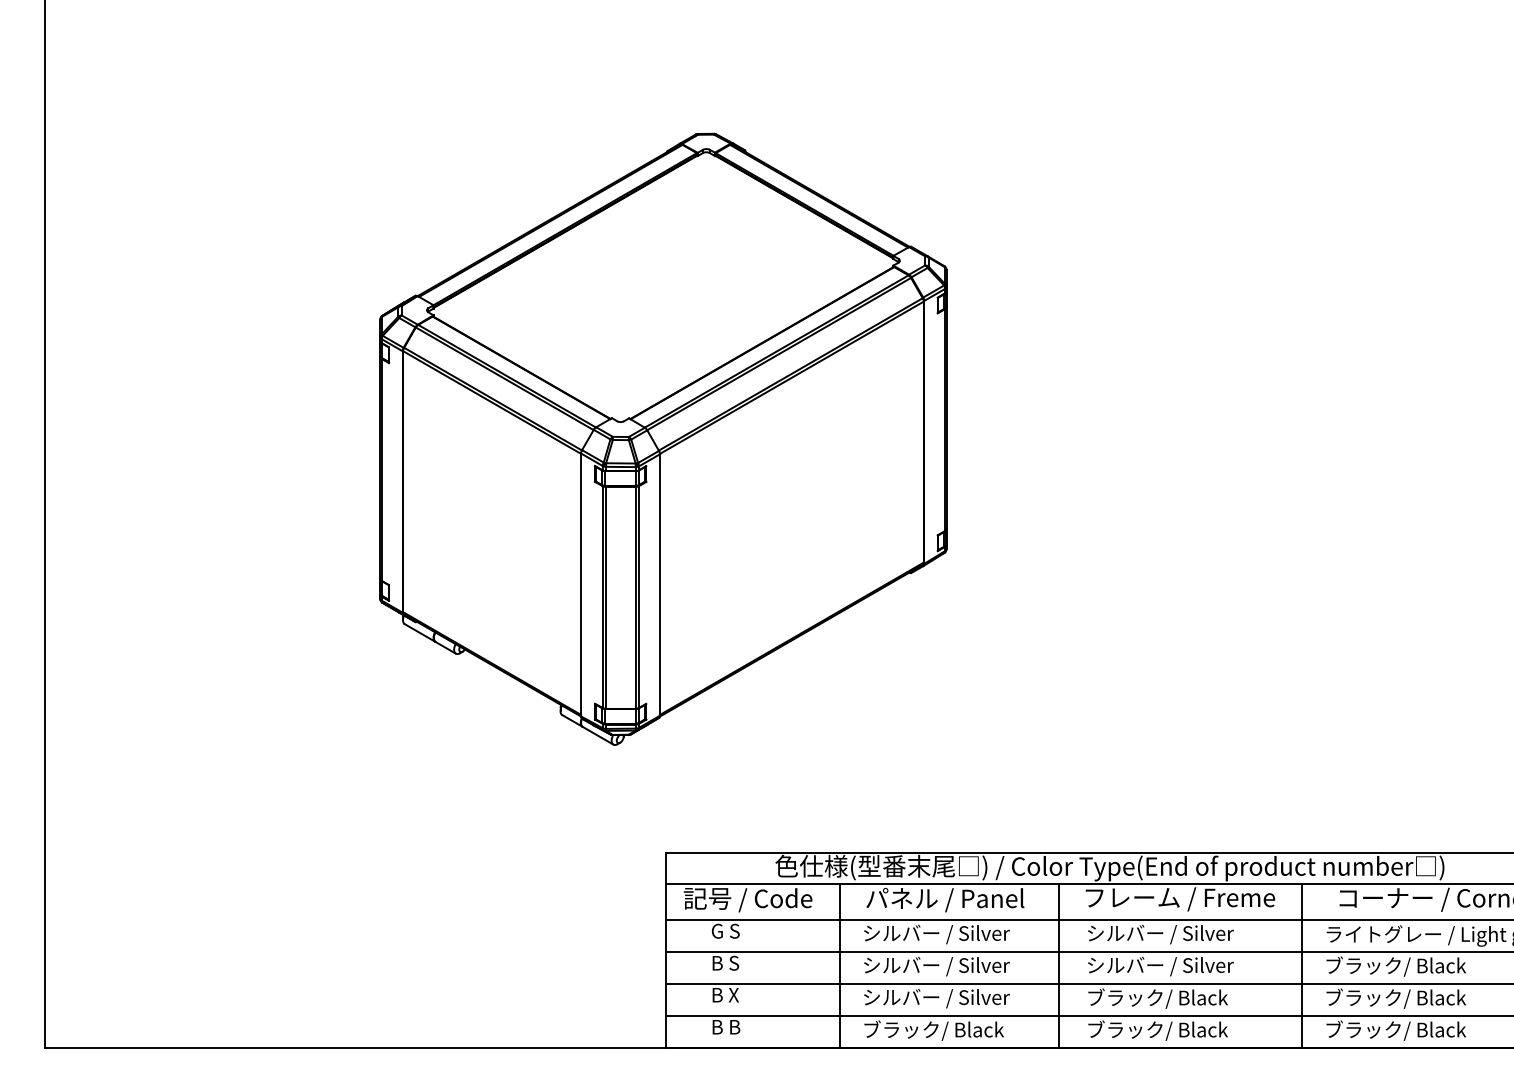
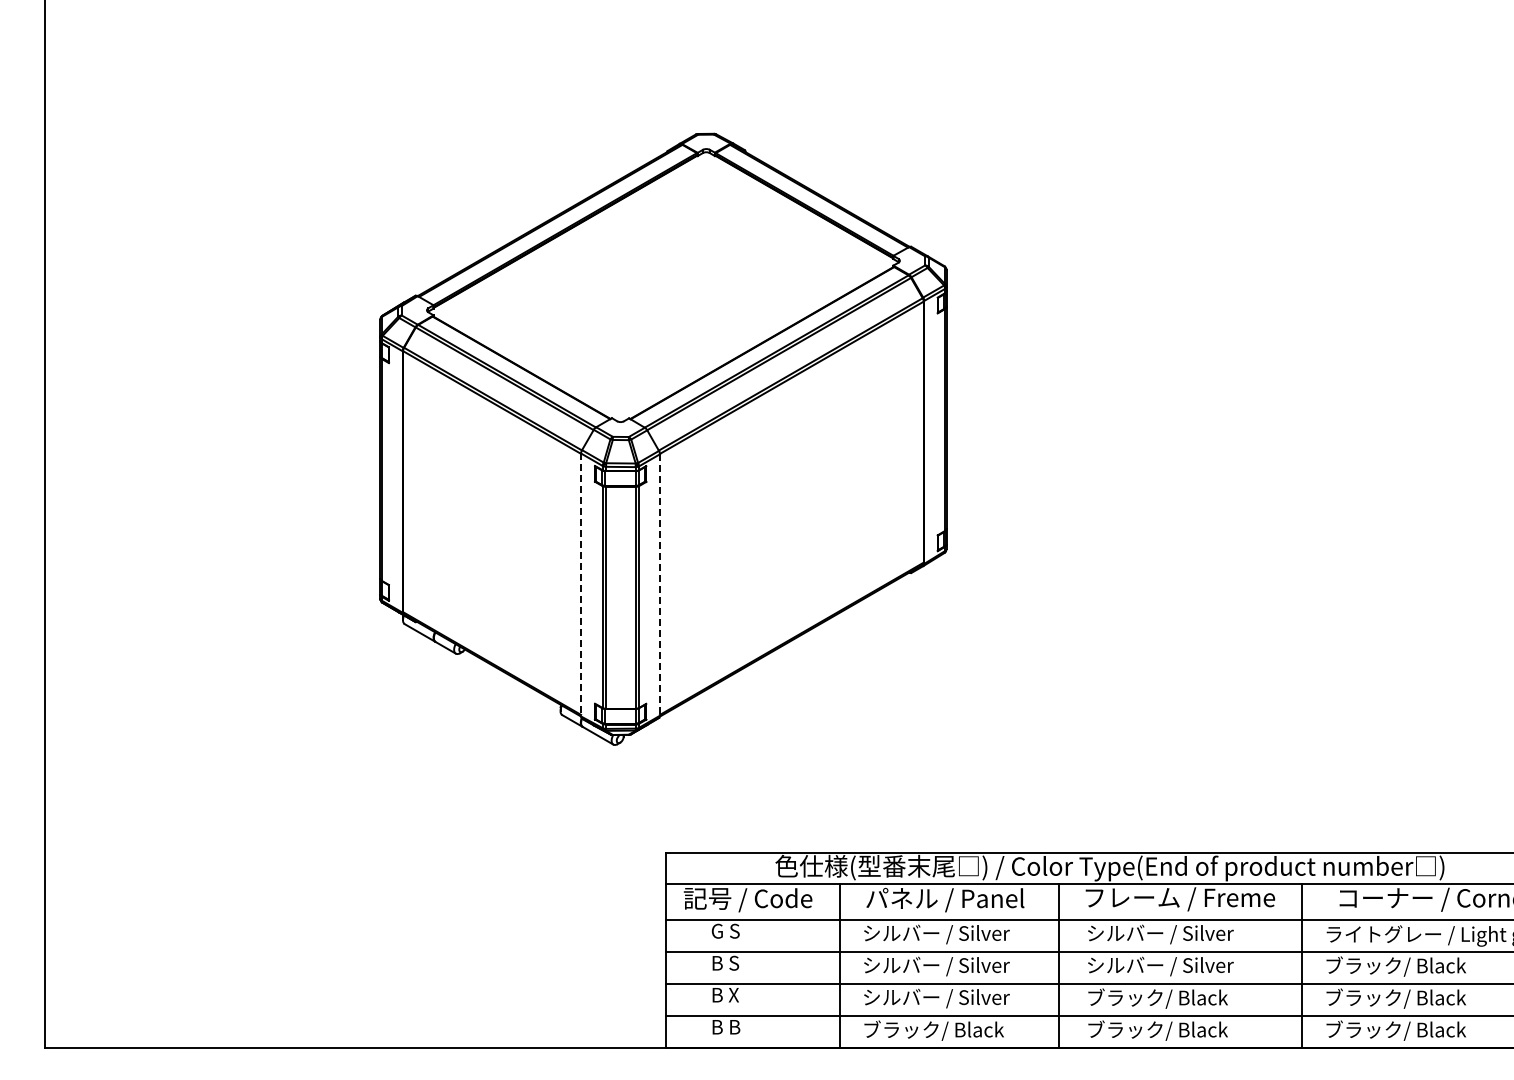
line: solid -> dashed (660, 584)
line: solid -> dashed (581, 585)
